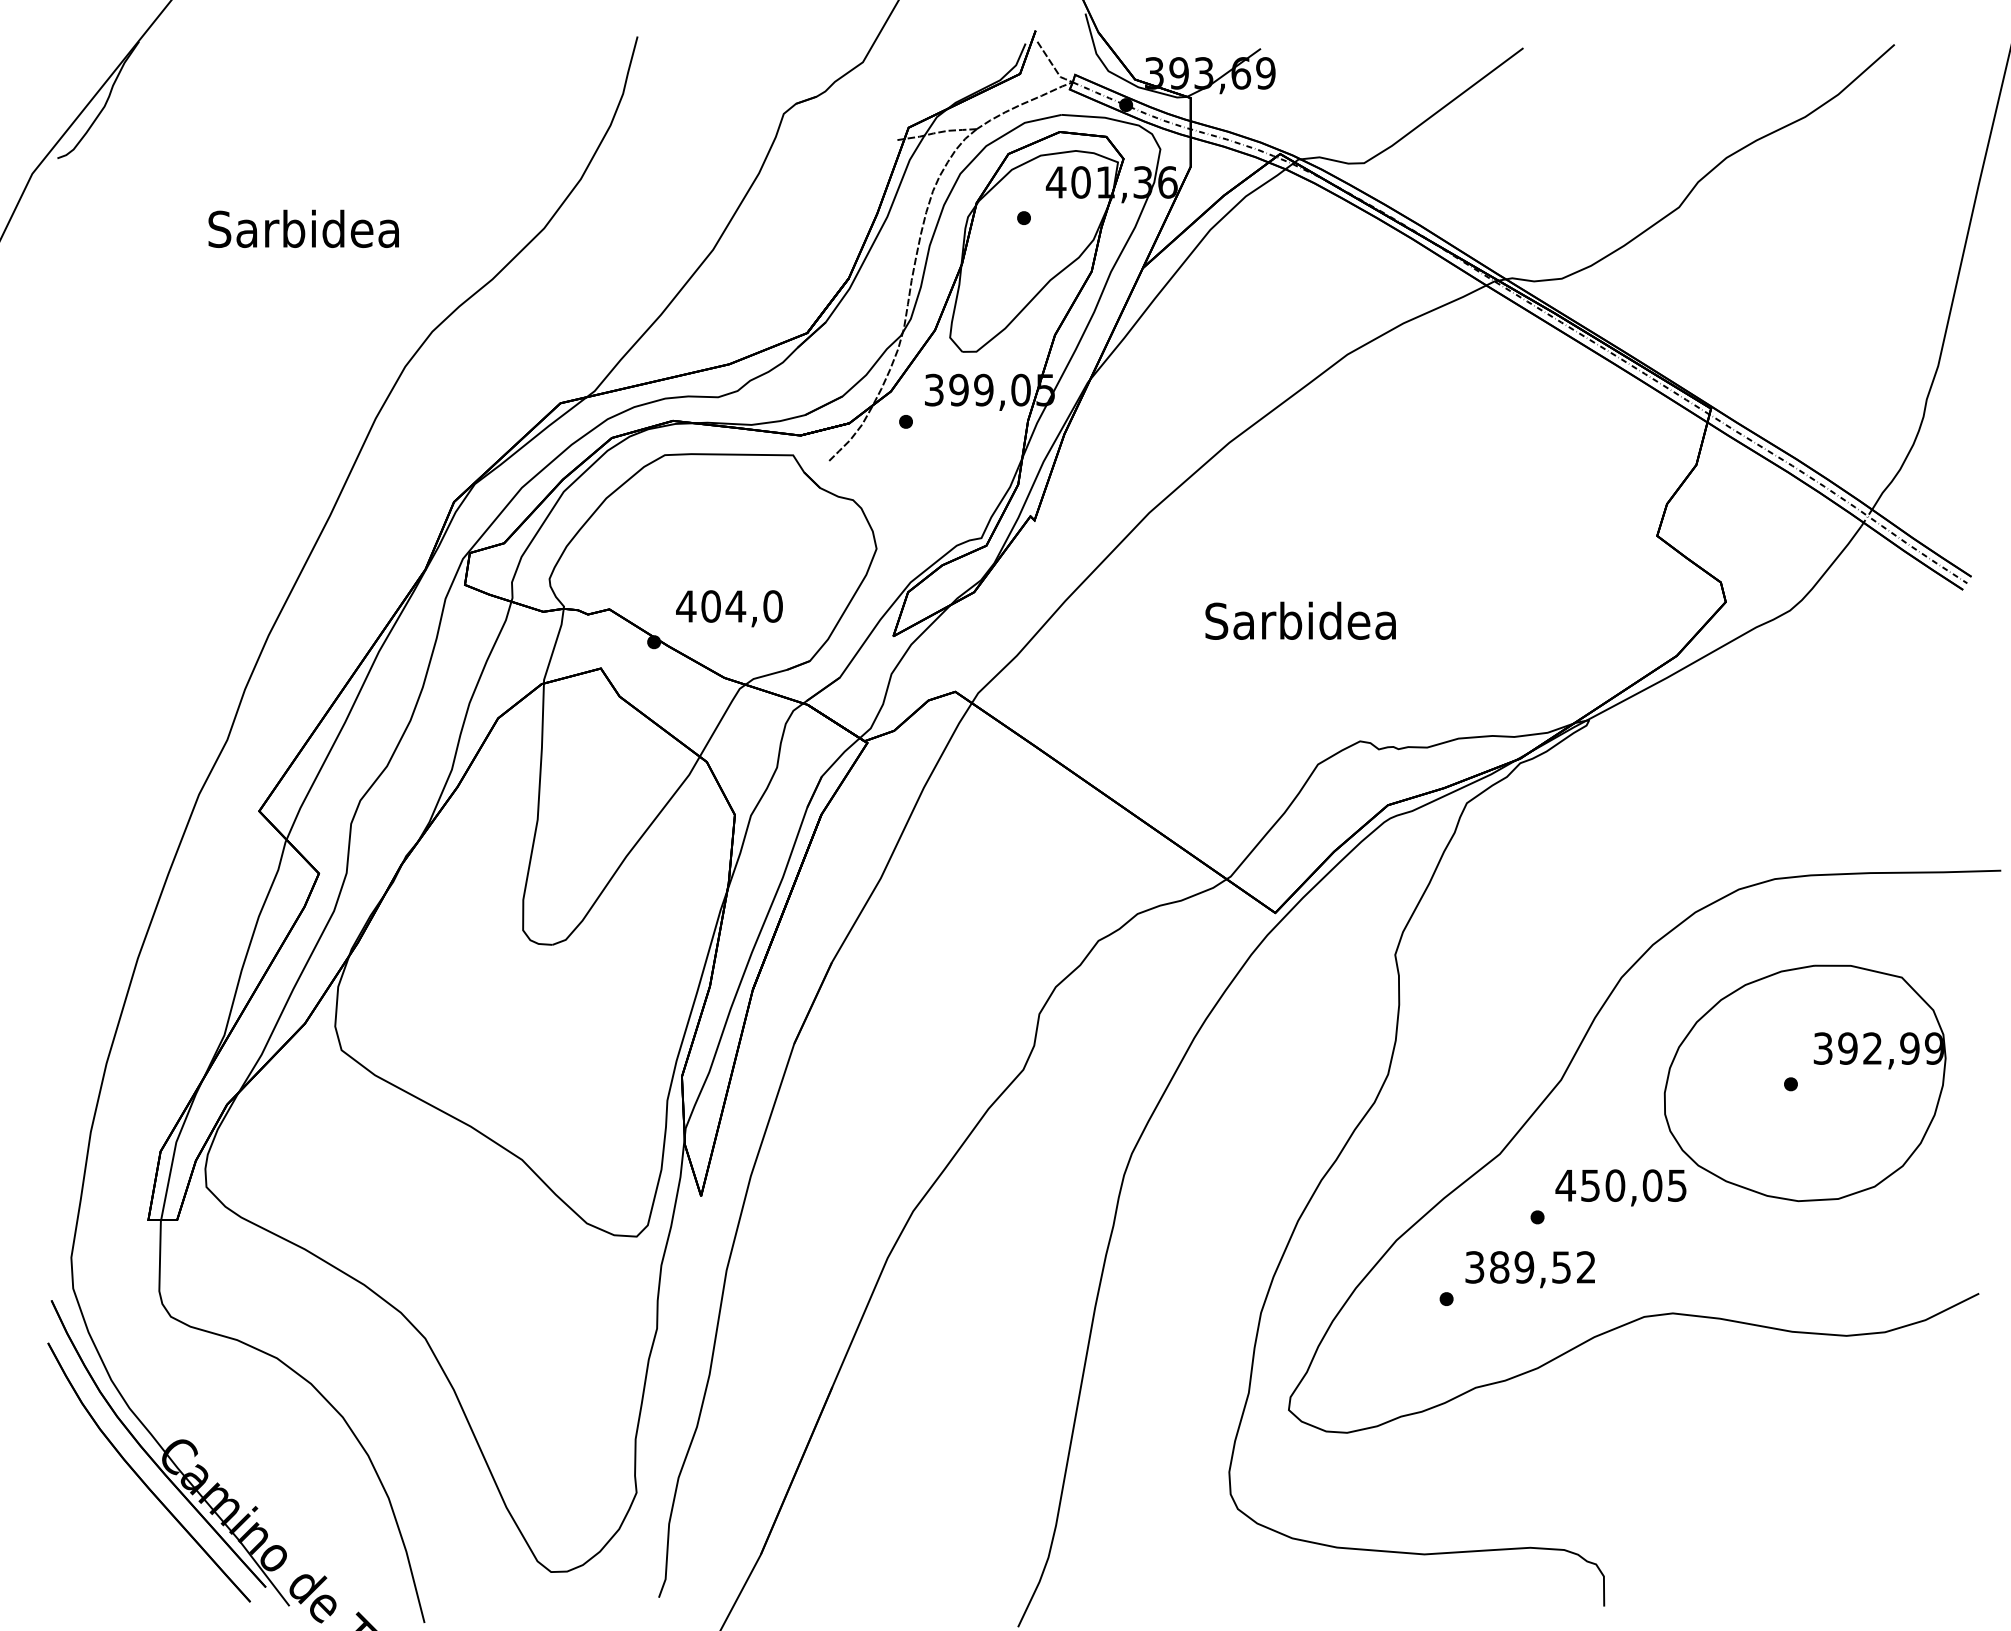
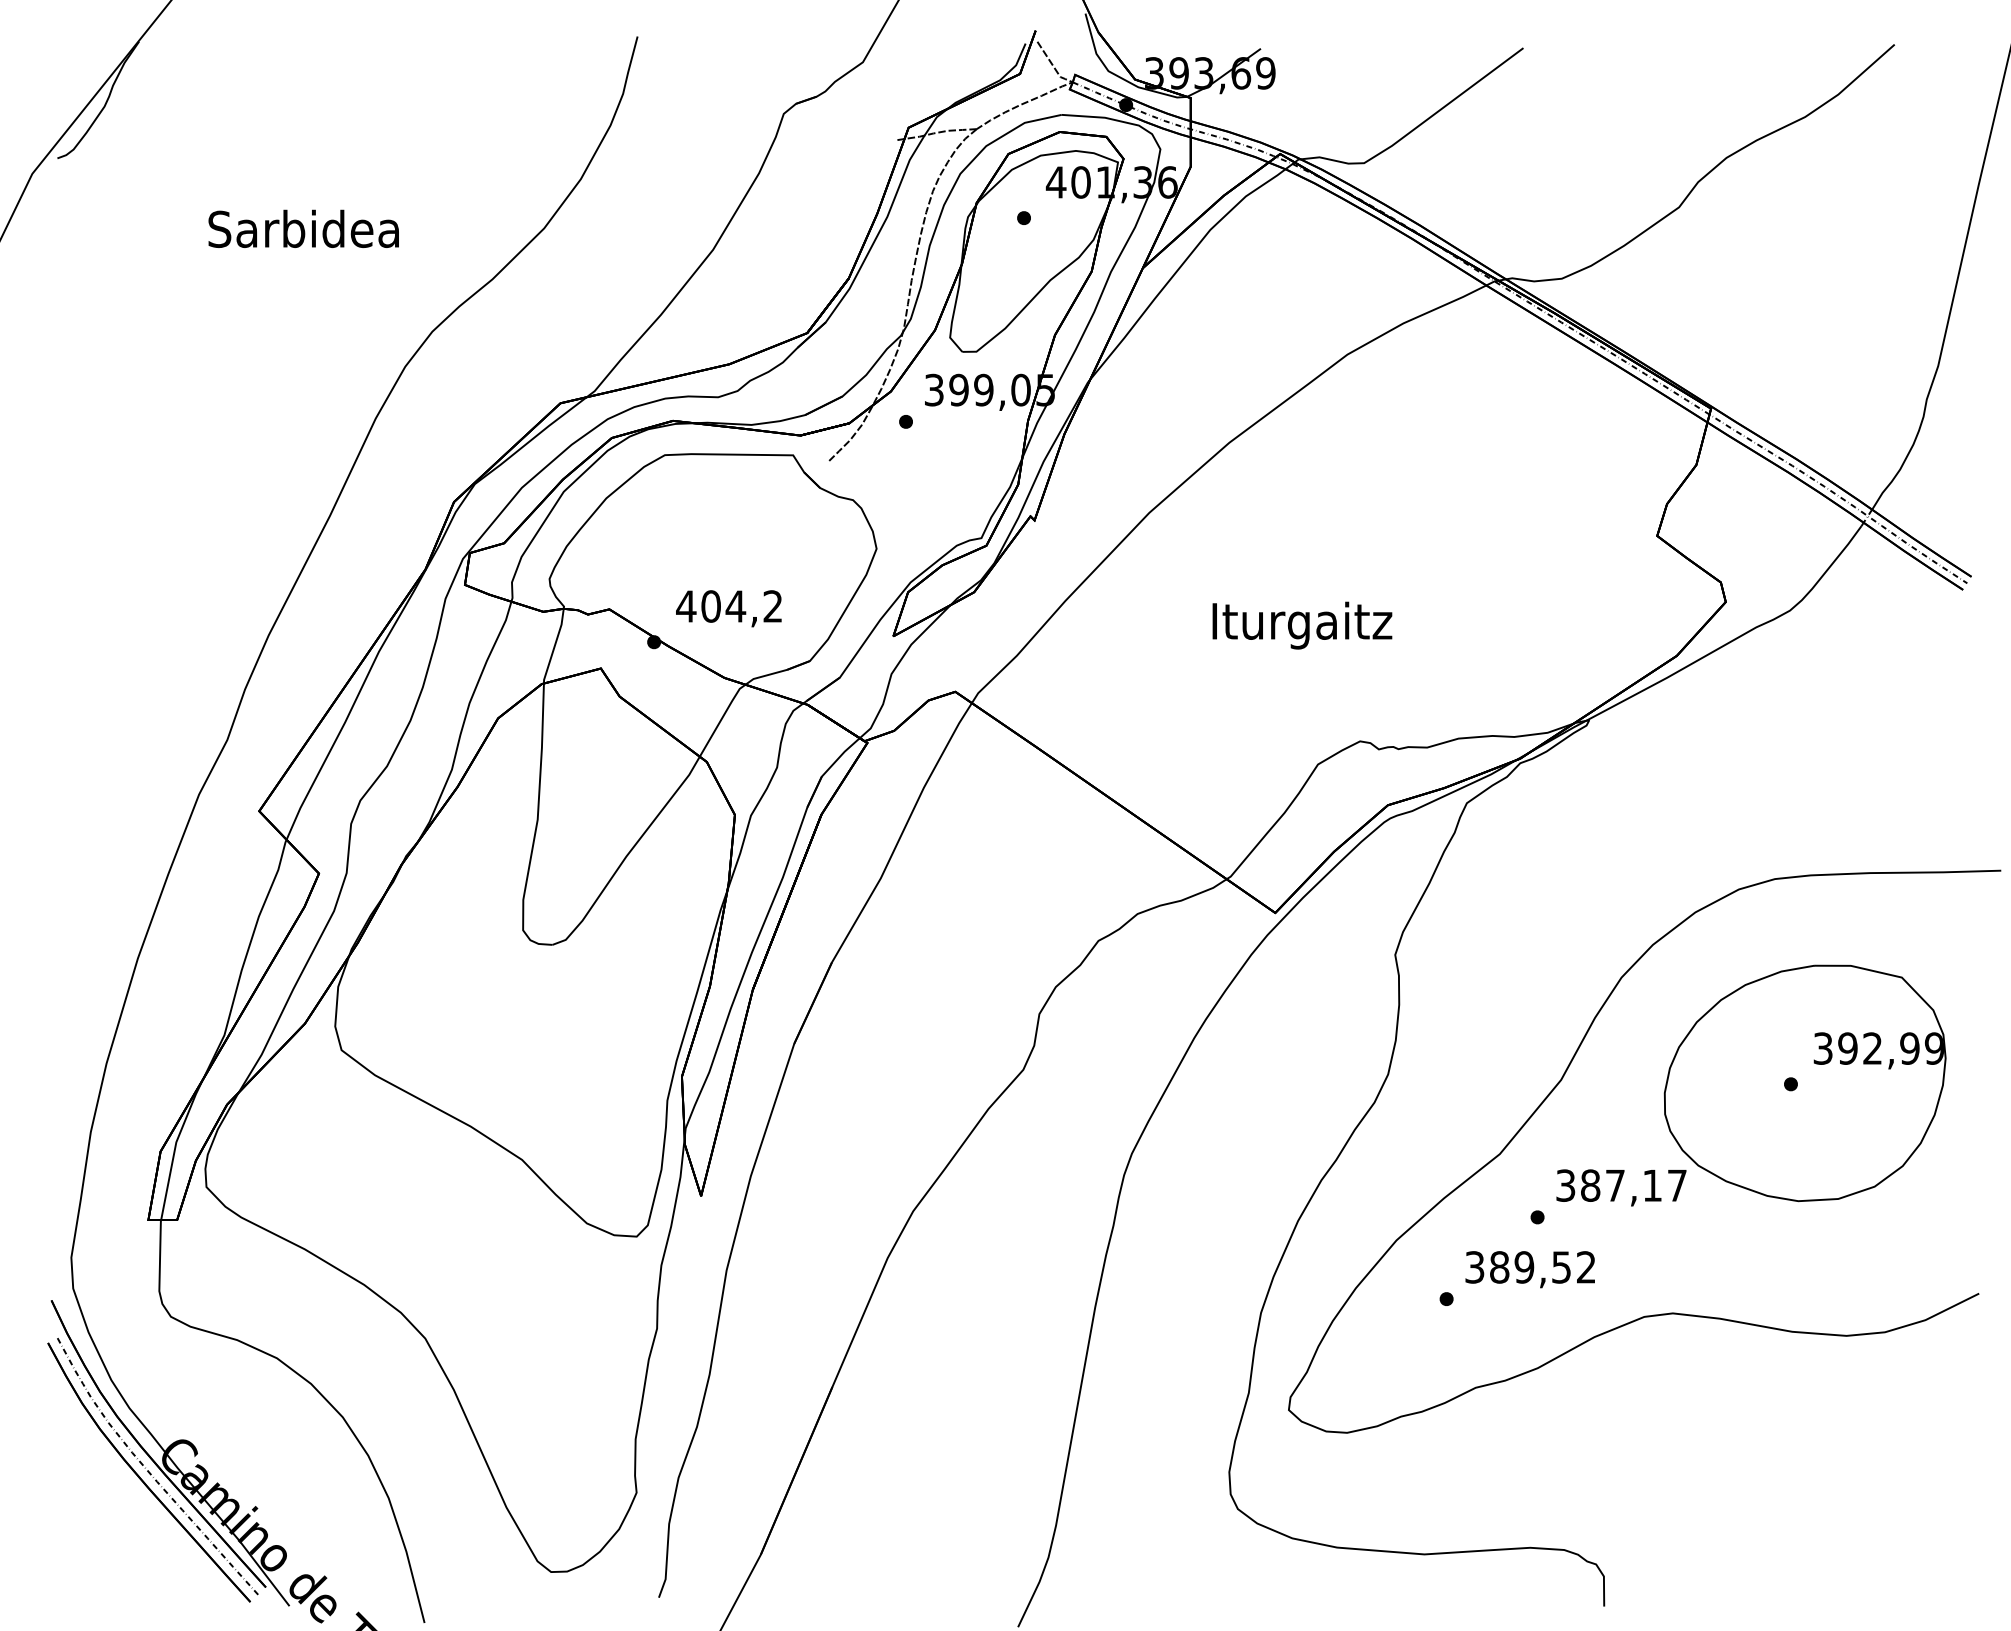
text: 404,0 -> 404,2 (772, 606)
text: Sarbidea -> Iturgaitz (1300, 625)
text: 450,05 -> 387,17 (1620, 1185)
curve: none -> present (150, 1472)
